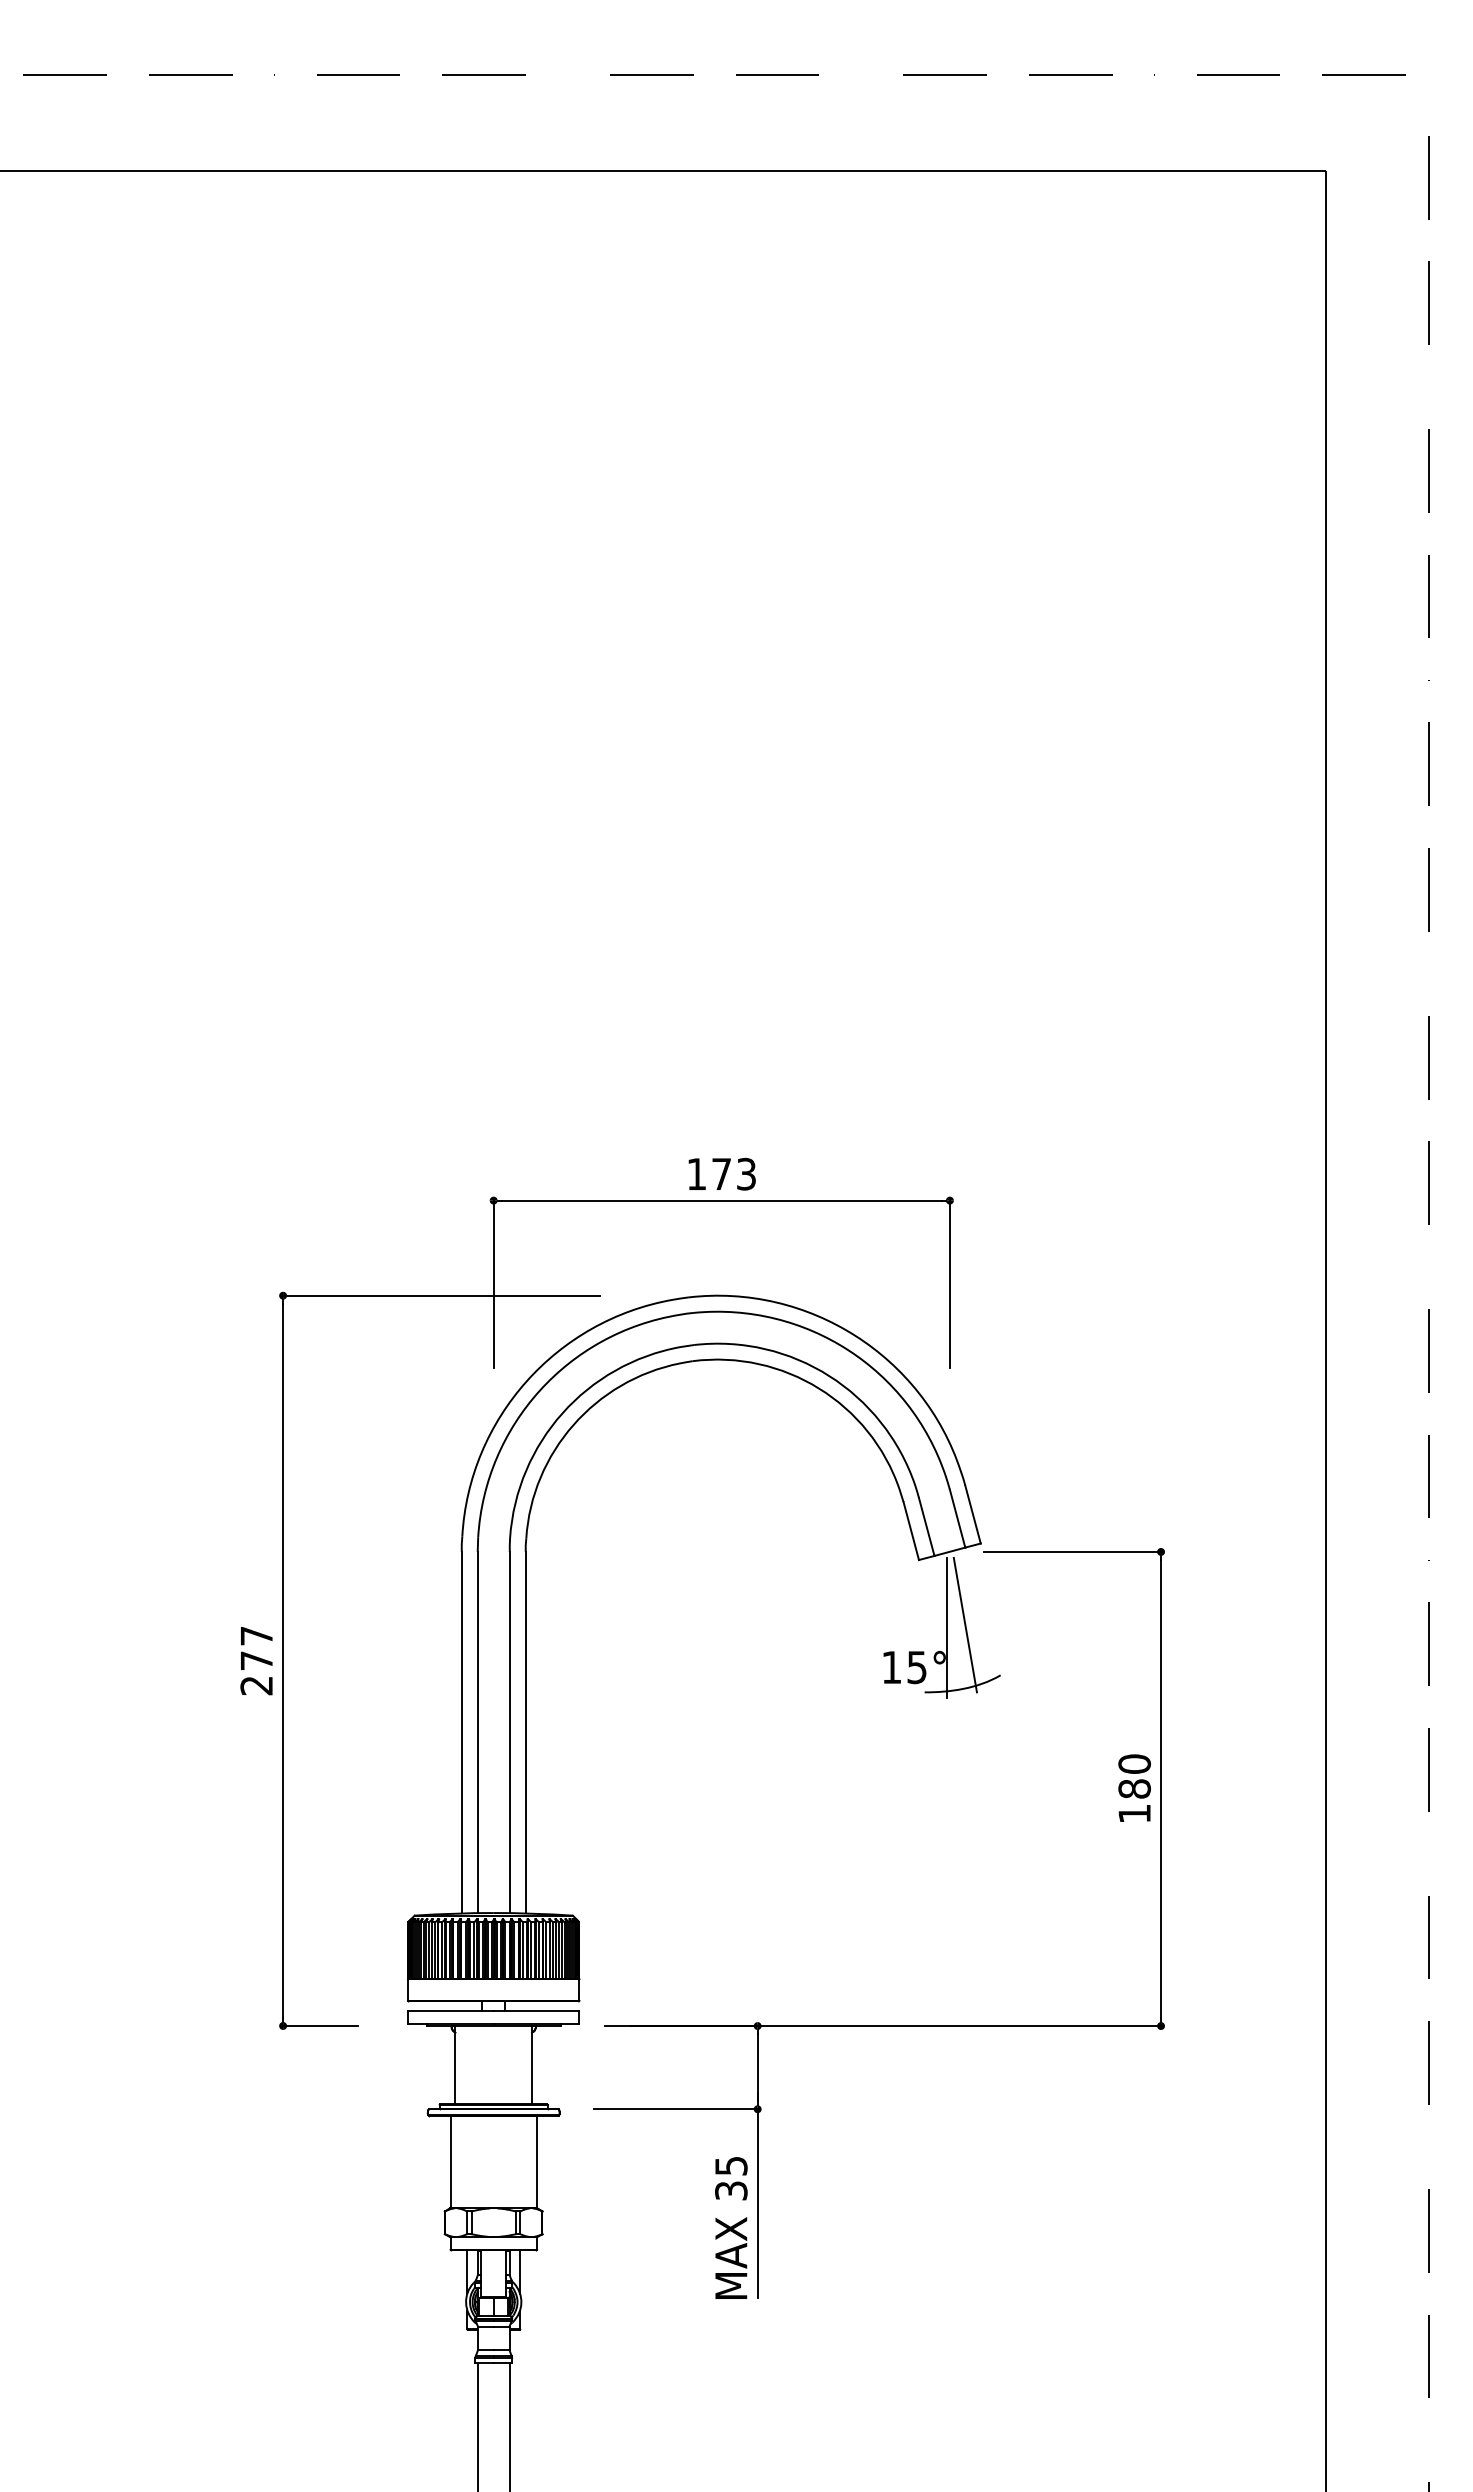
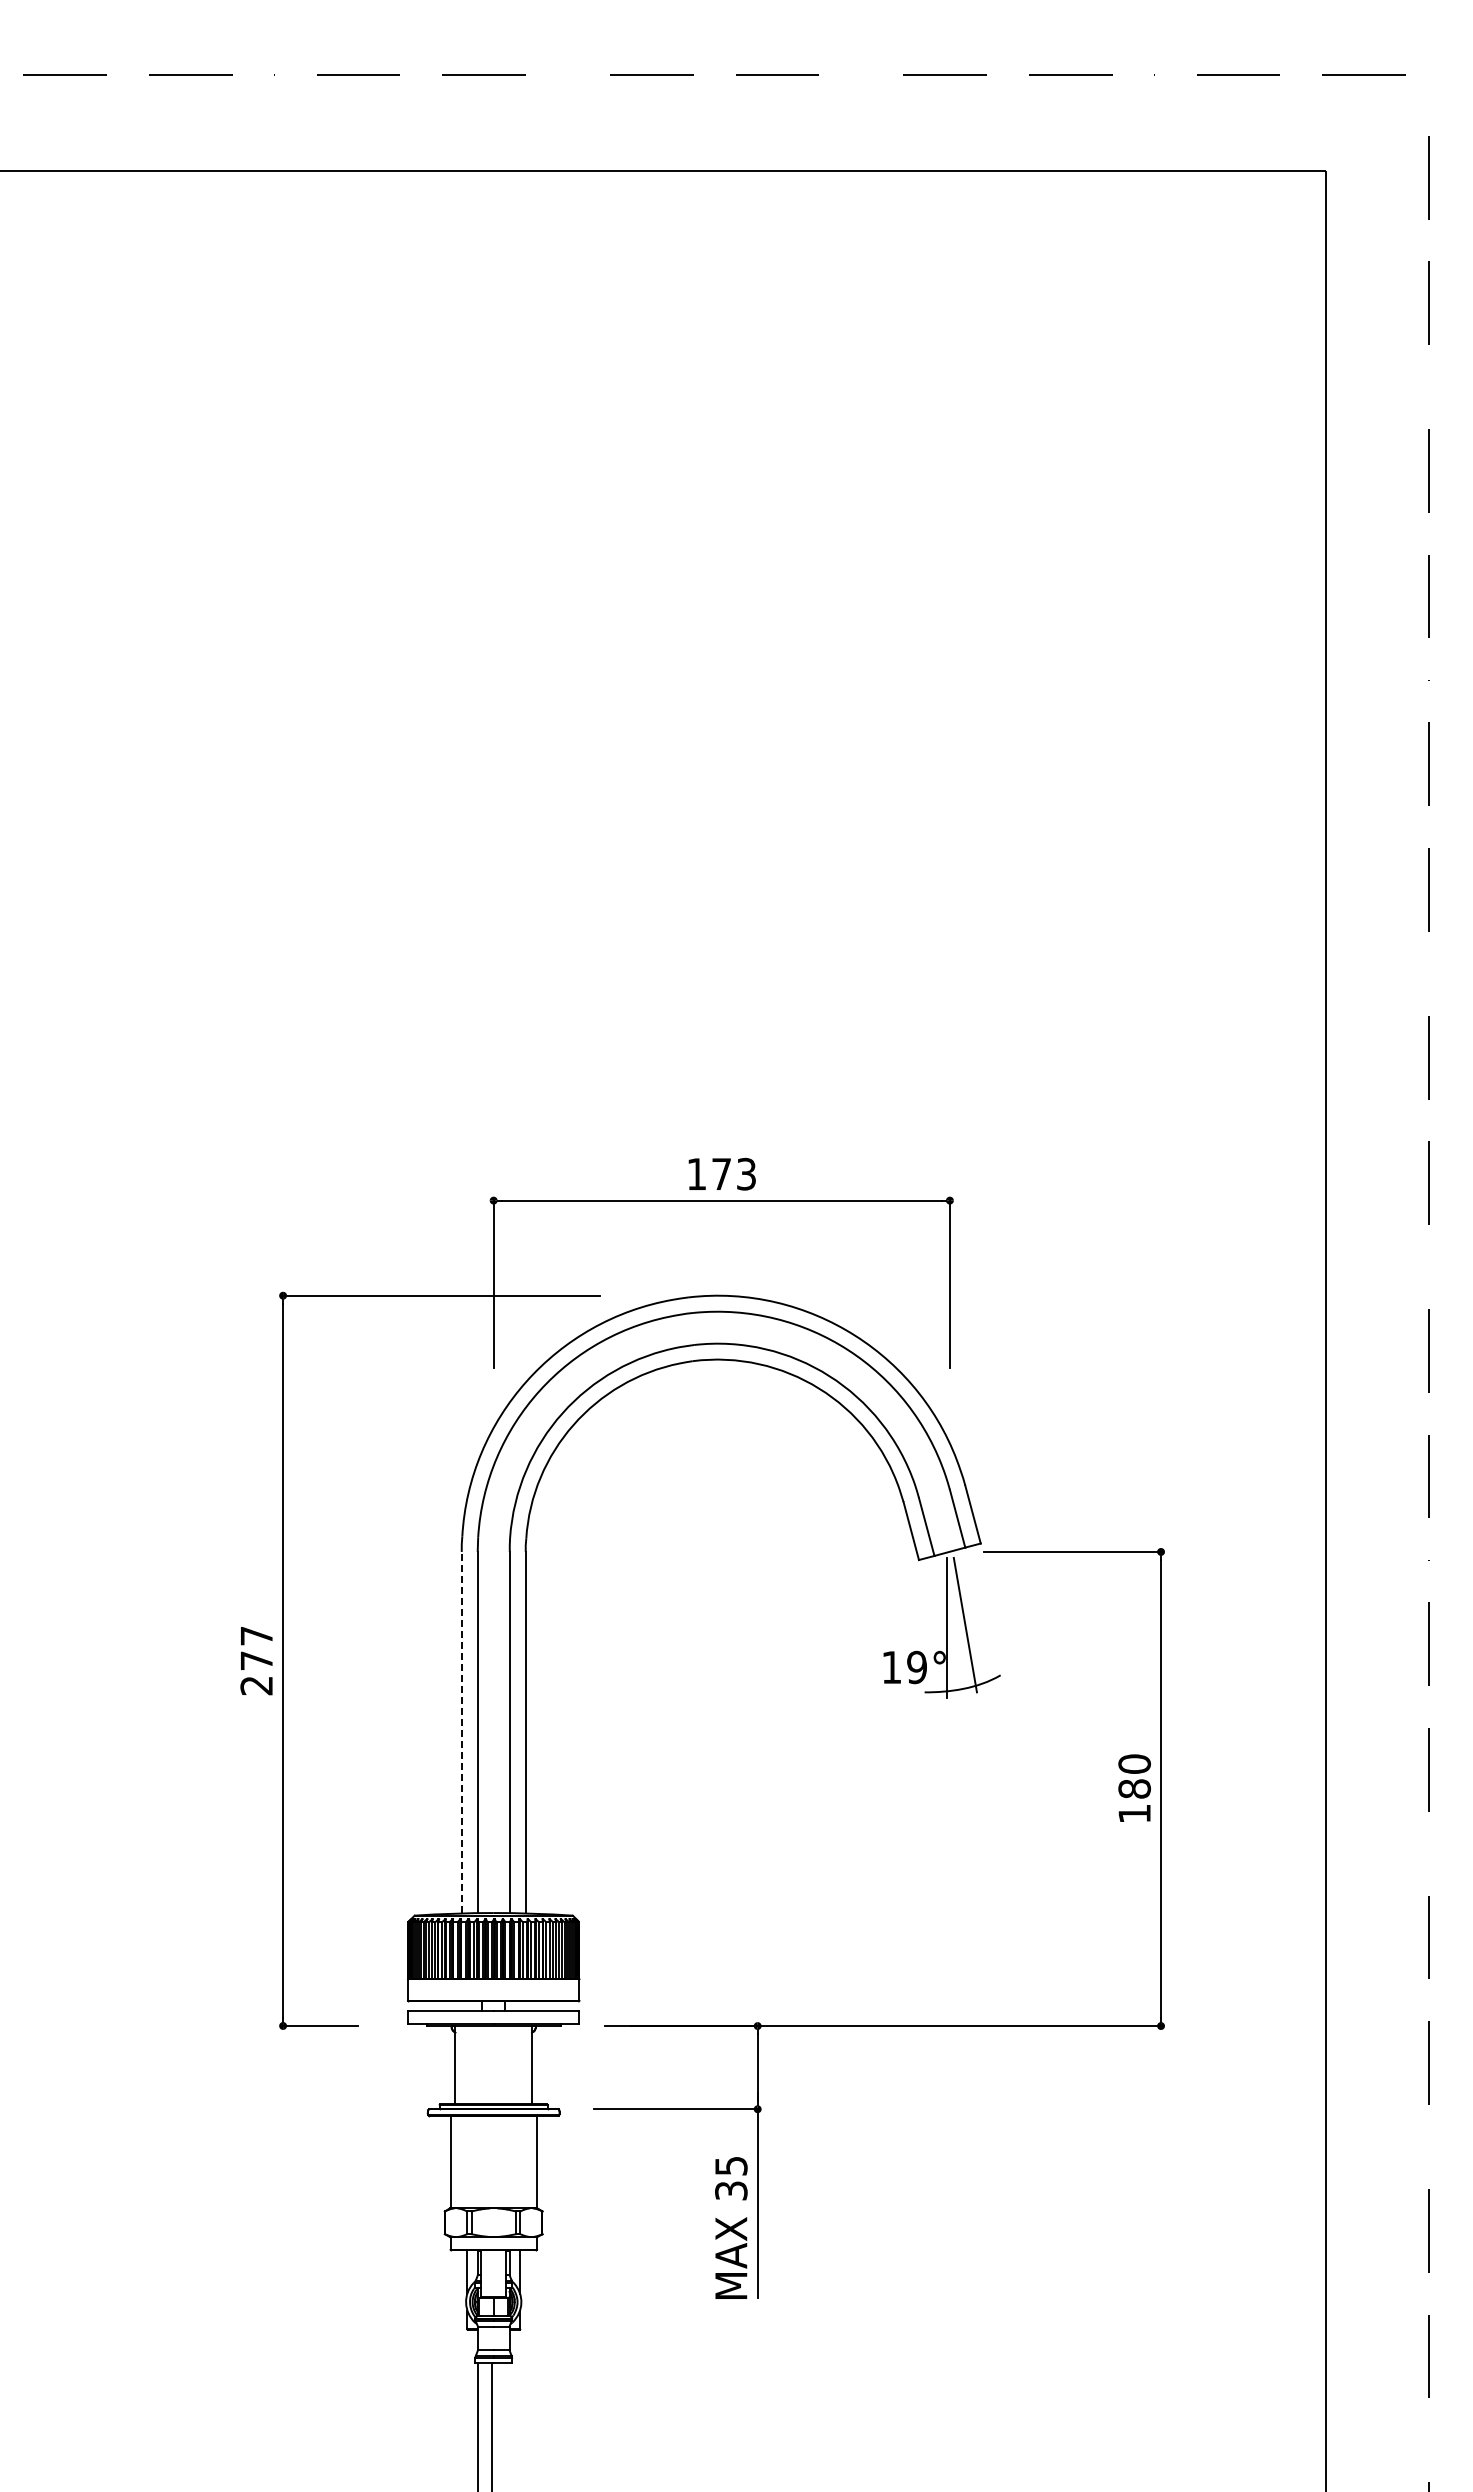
text: 15° -> 19° (916, 1666)
line: solid -> dashed (461, 1732)
line position: (509, 2425) -> (491, 2425) (491, 2425)
